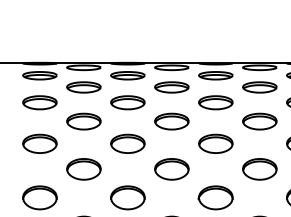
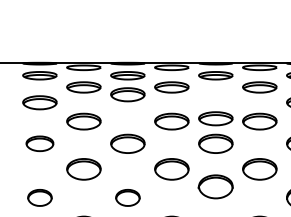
part position: (127, 102) -> (127, 94) (127, 94)
part position: (215, 102) -> (215, 118) (215, 118)
part size: 36x21 px -> 30x17 px (39, 143)
part size: 36x26 px -> 26x18 px (39, 197)
part size: 36x26 px -> 26x18 px (127, 197)
part position: (215, 197) -> (215, 186) (215, 186)
